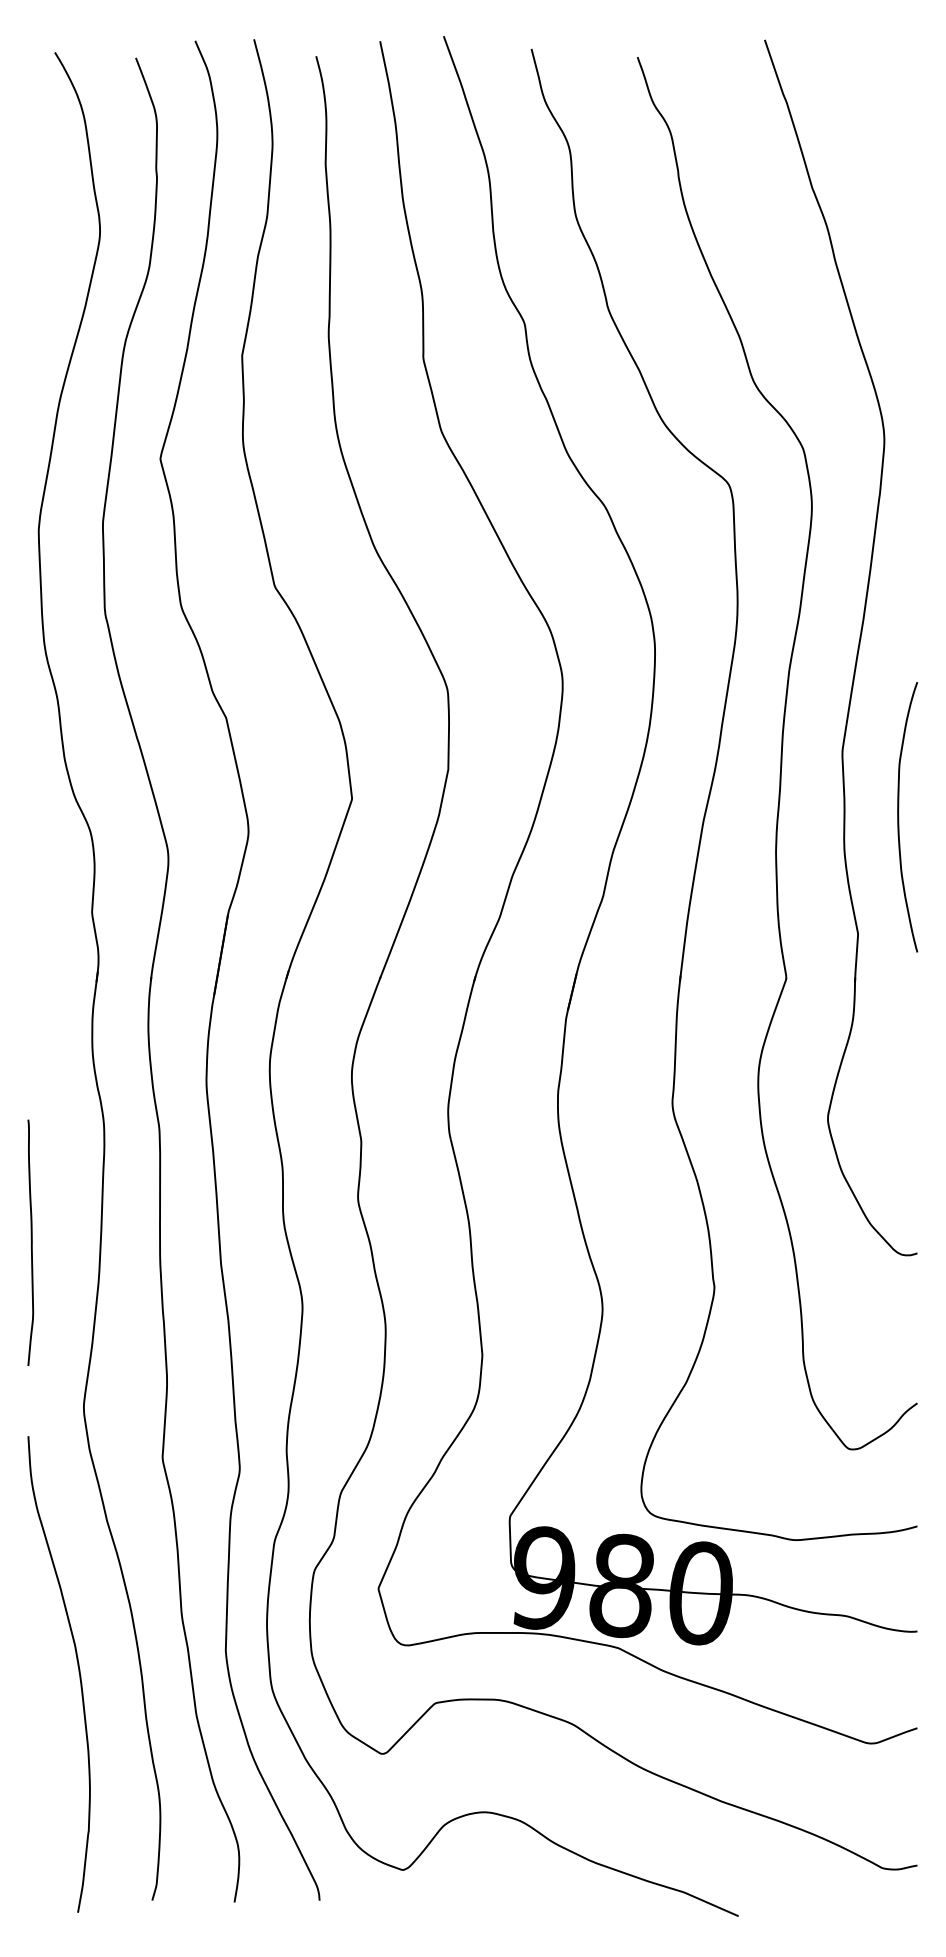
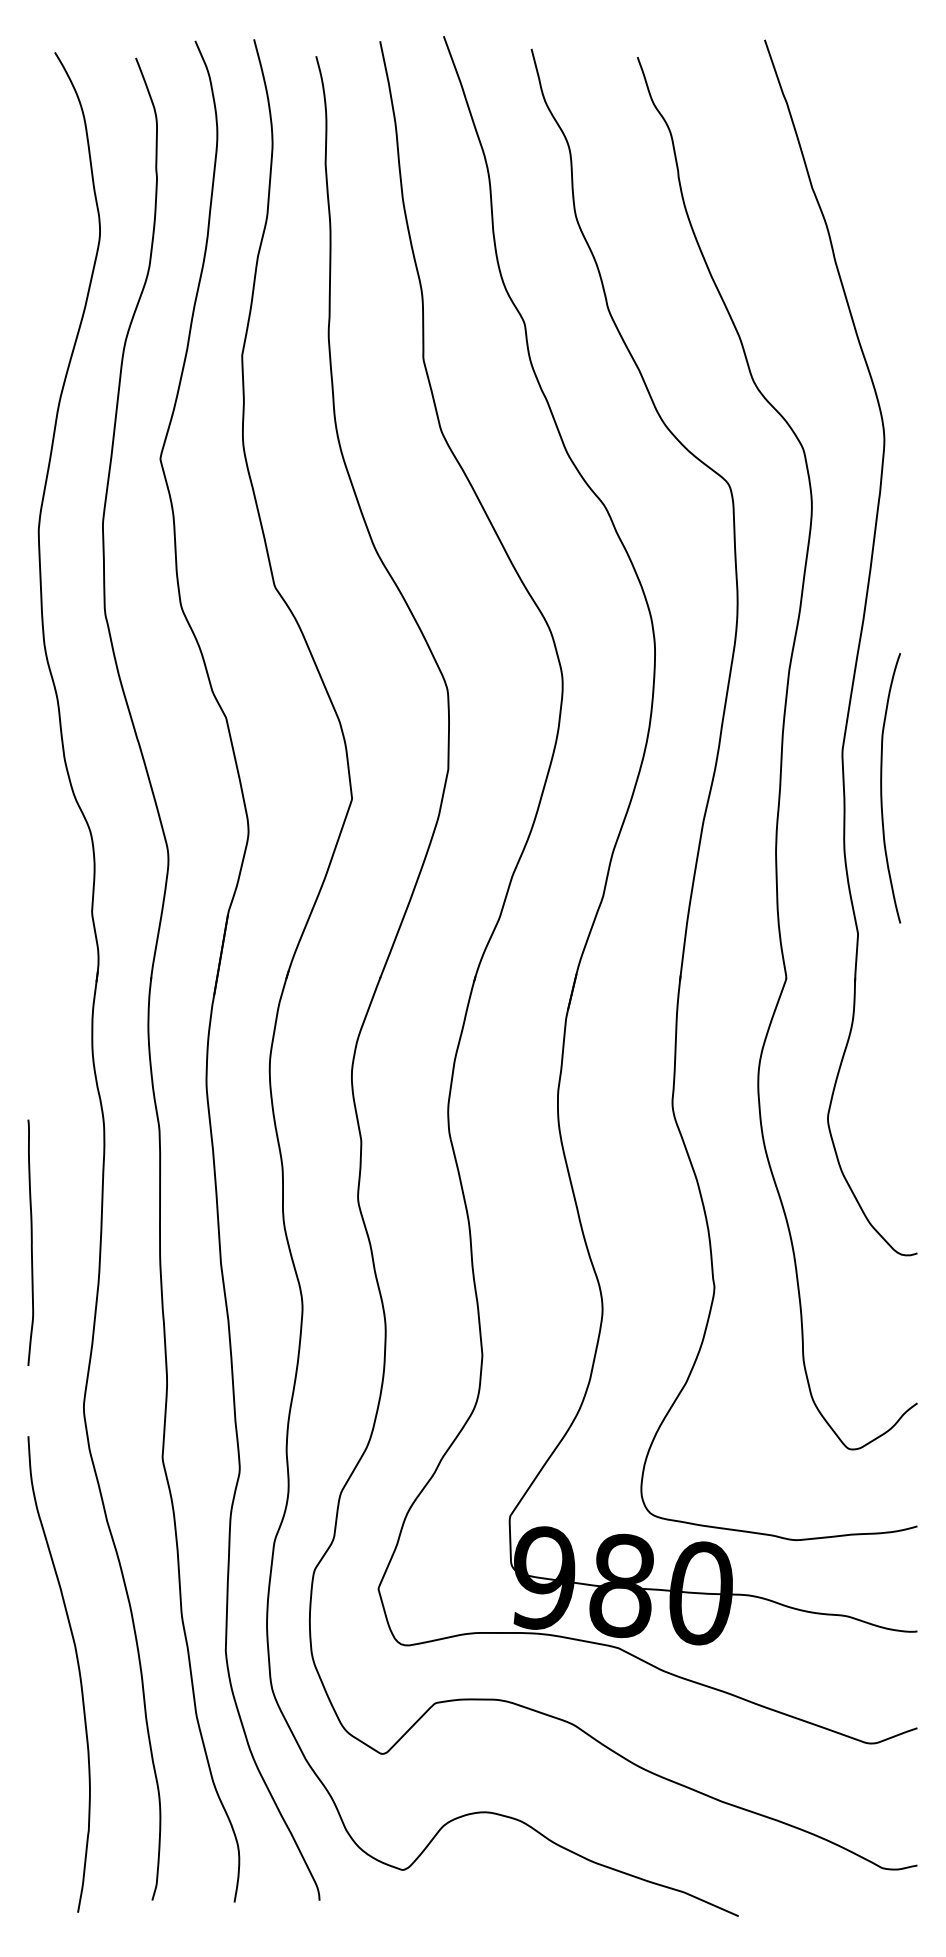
curve position: (899, 817) -> (882, 788) (882, 788)
